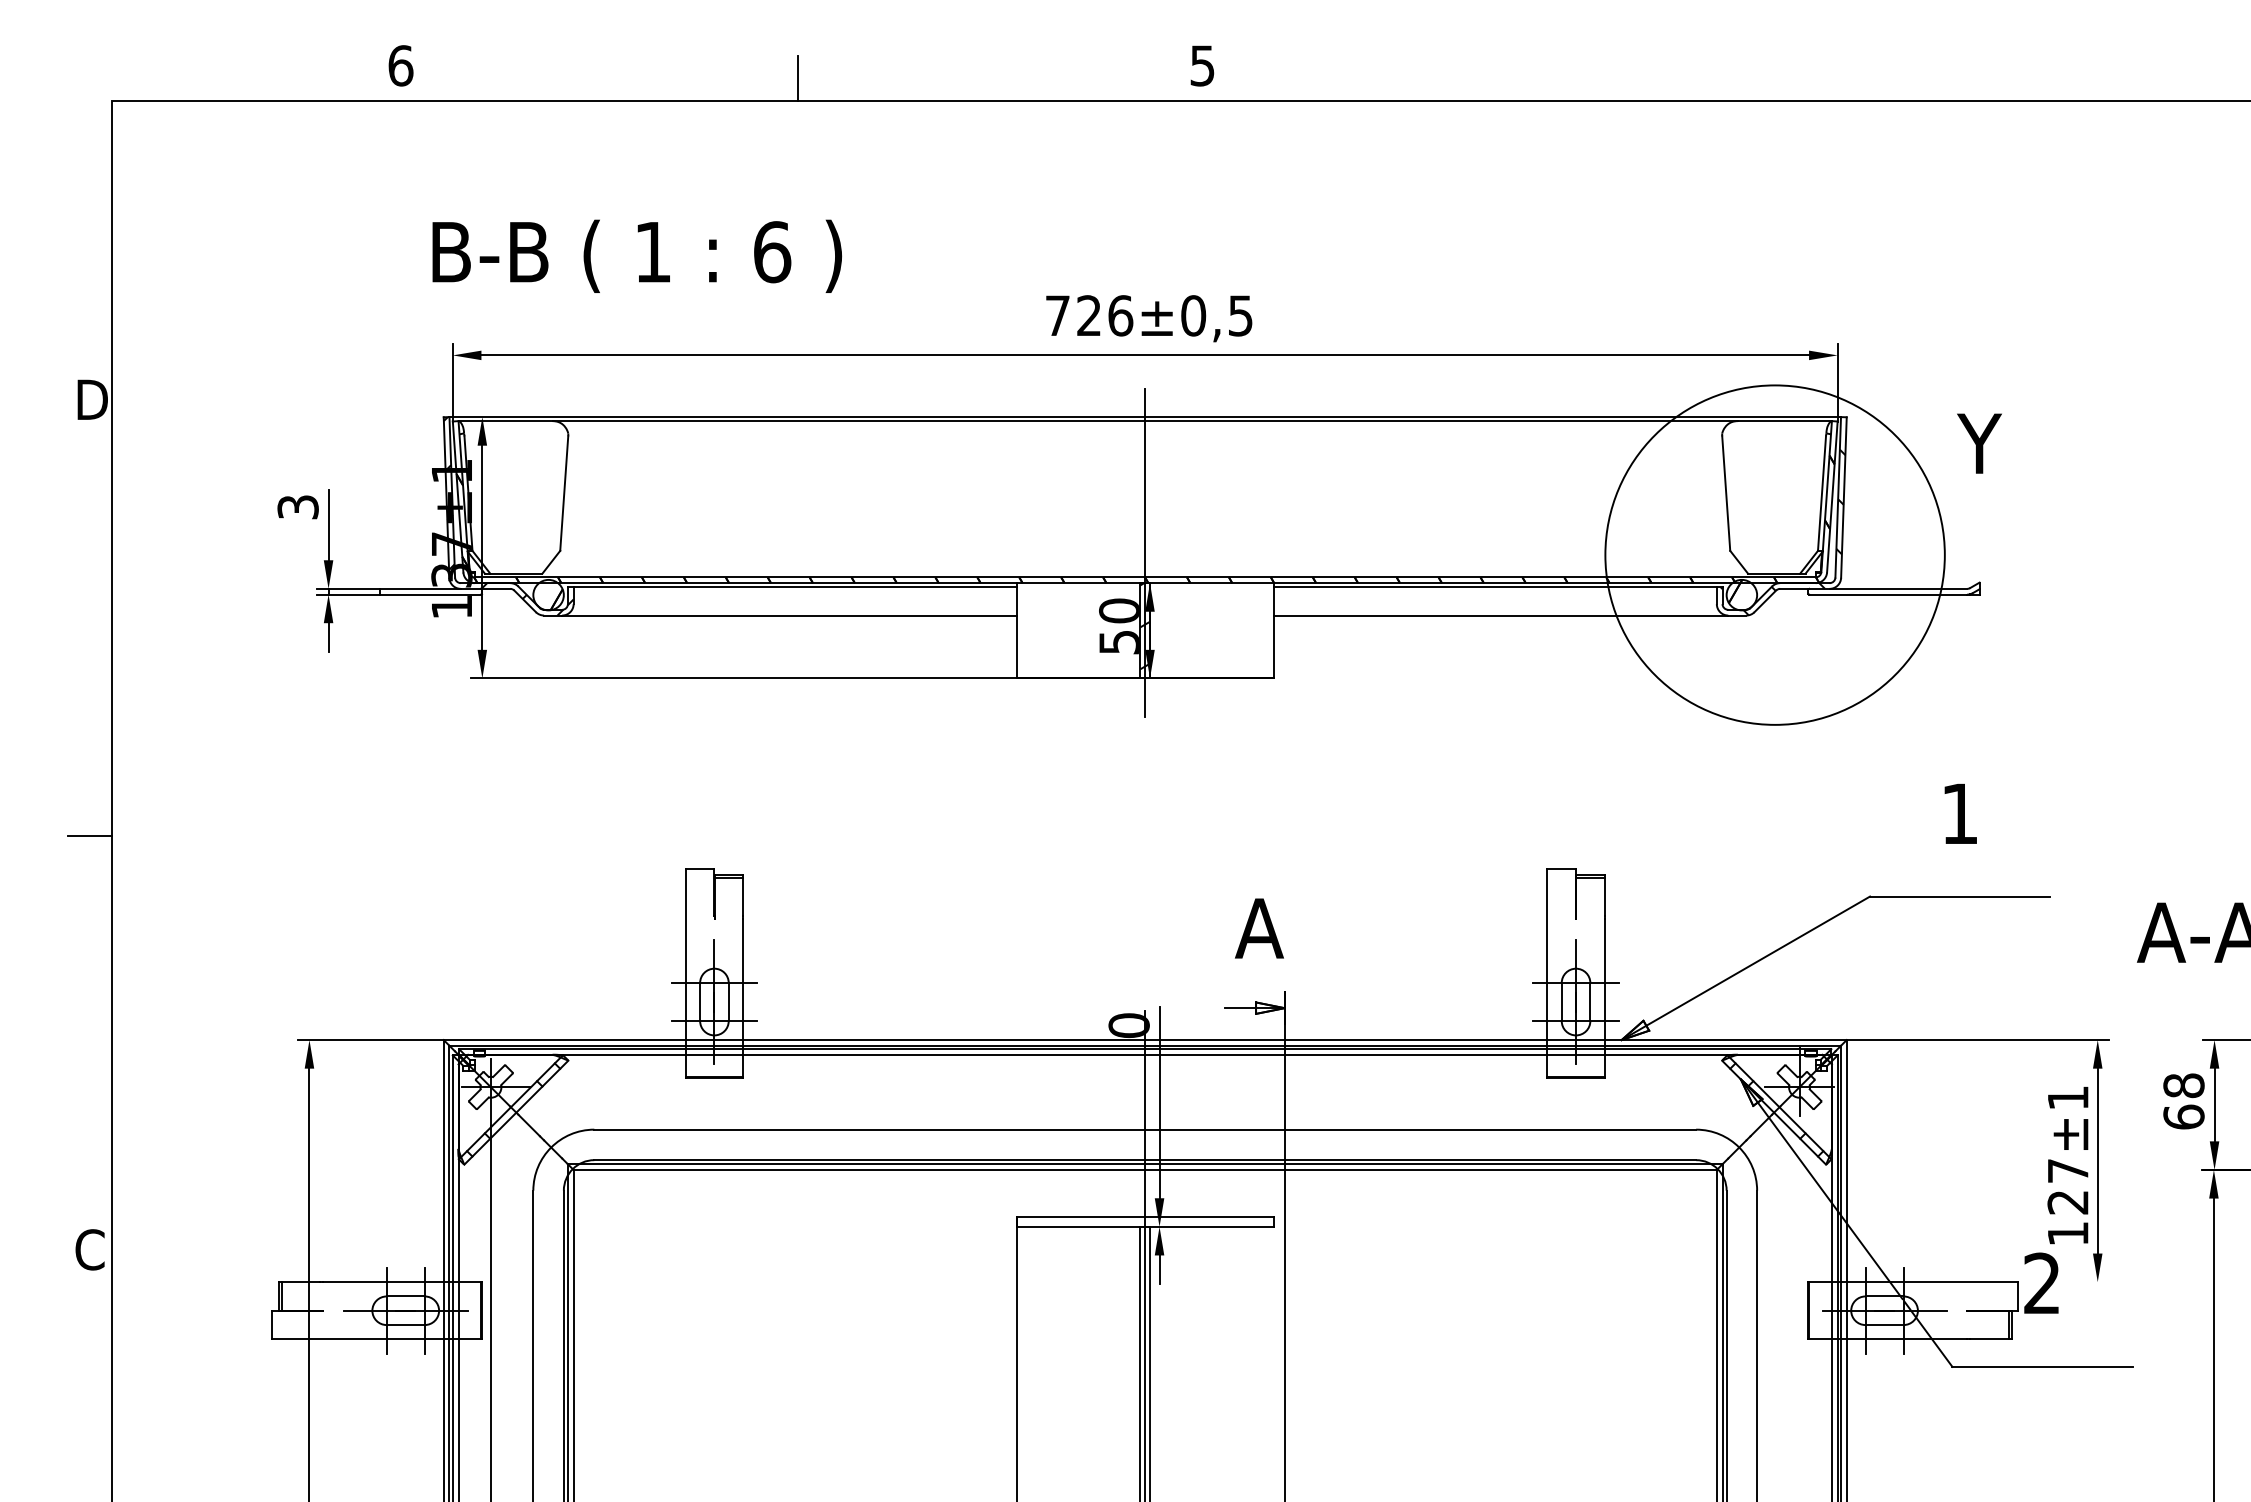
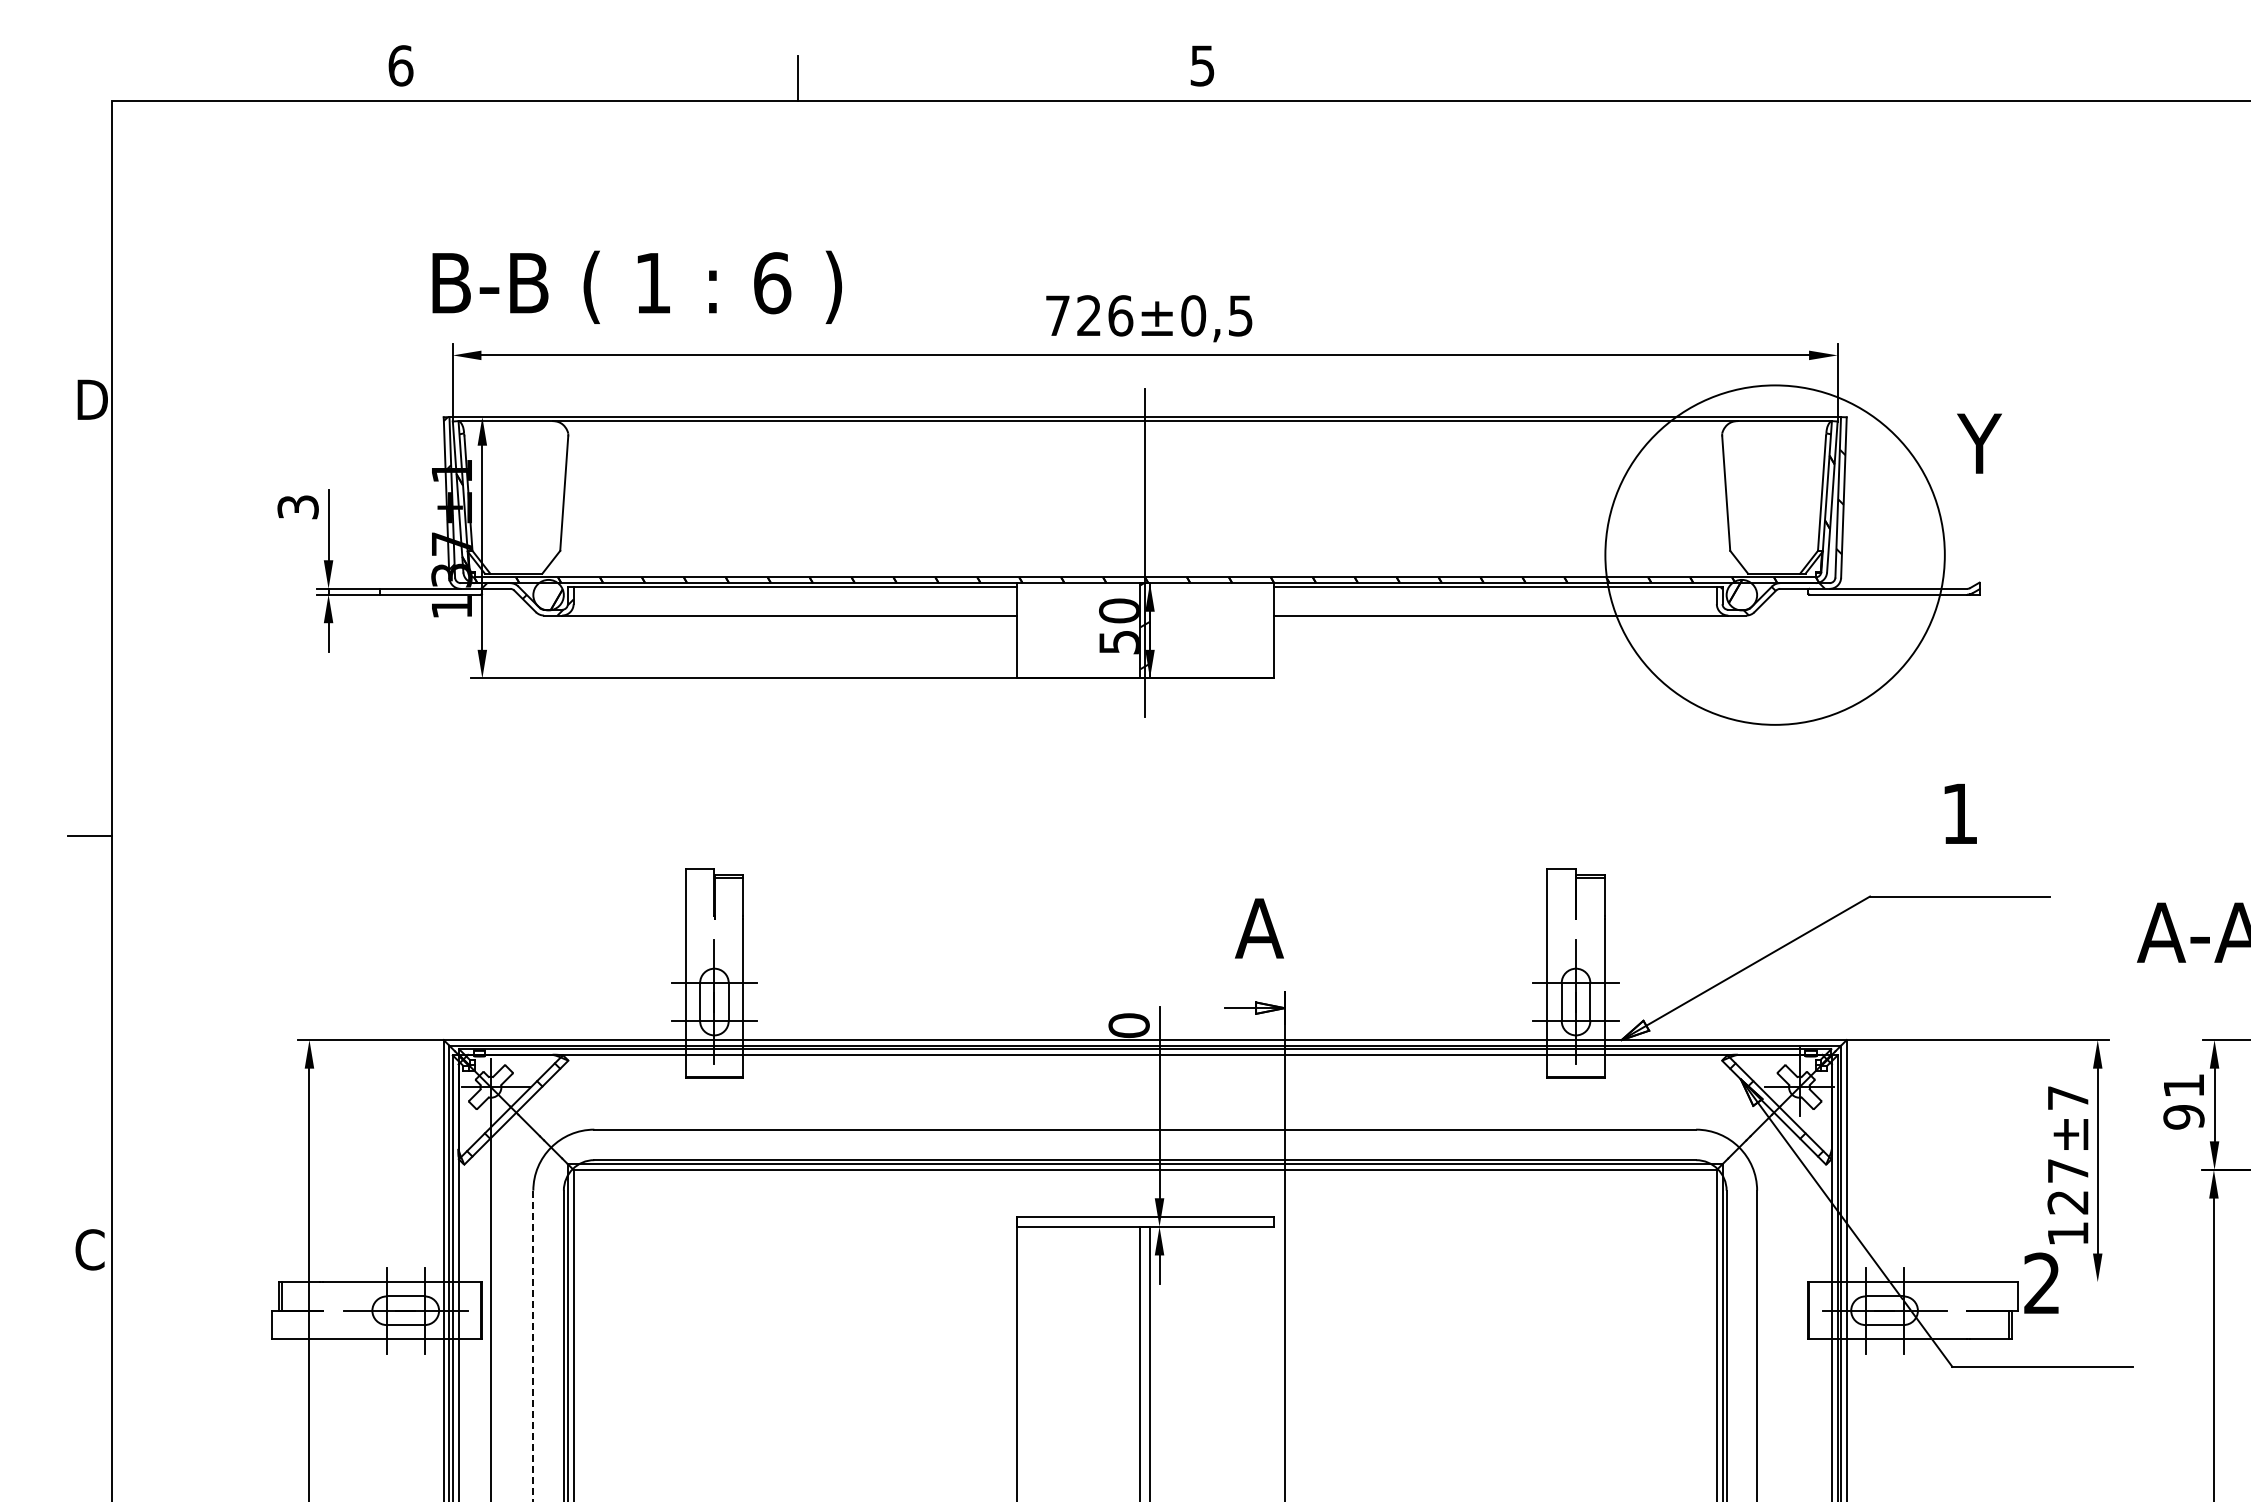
text position: (636, 255) -> (636, 286) (636, 286)
text: ±1 -> ±7 (2068, 1097)
text: 68 -> 91 (2183, 1101)
line: present -> none (1145, 1254)
line: solid -> dashed (533, 1346)
